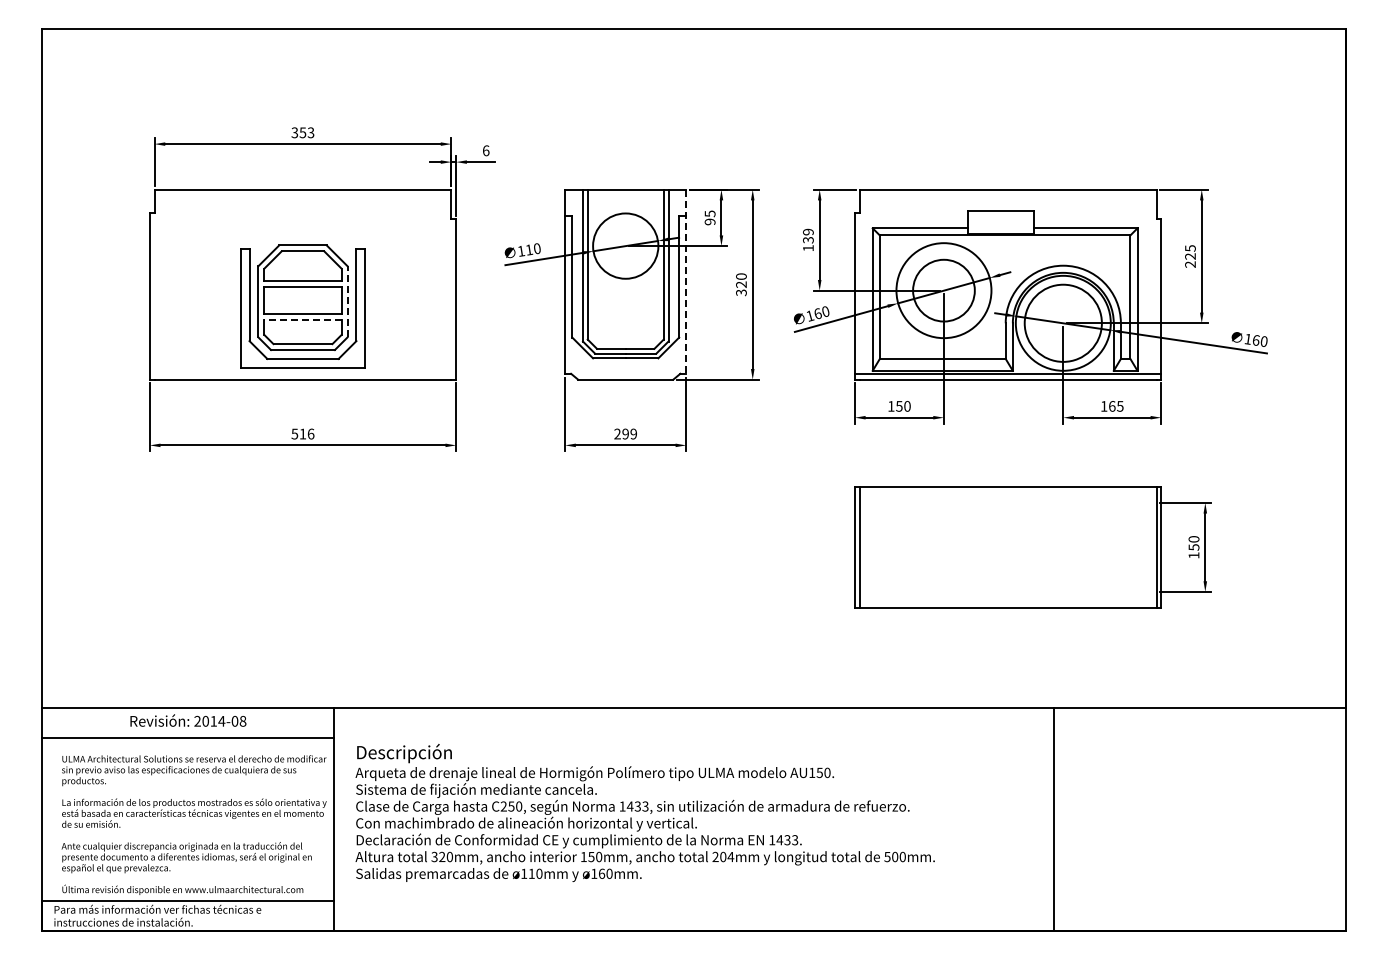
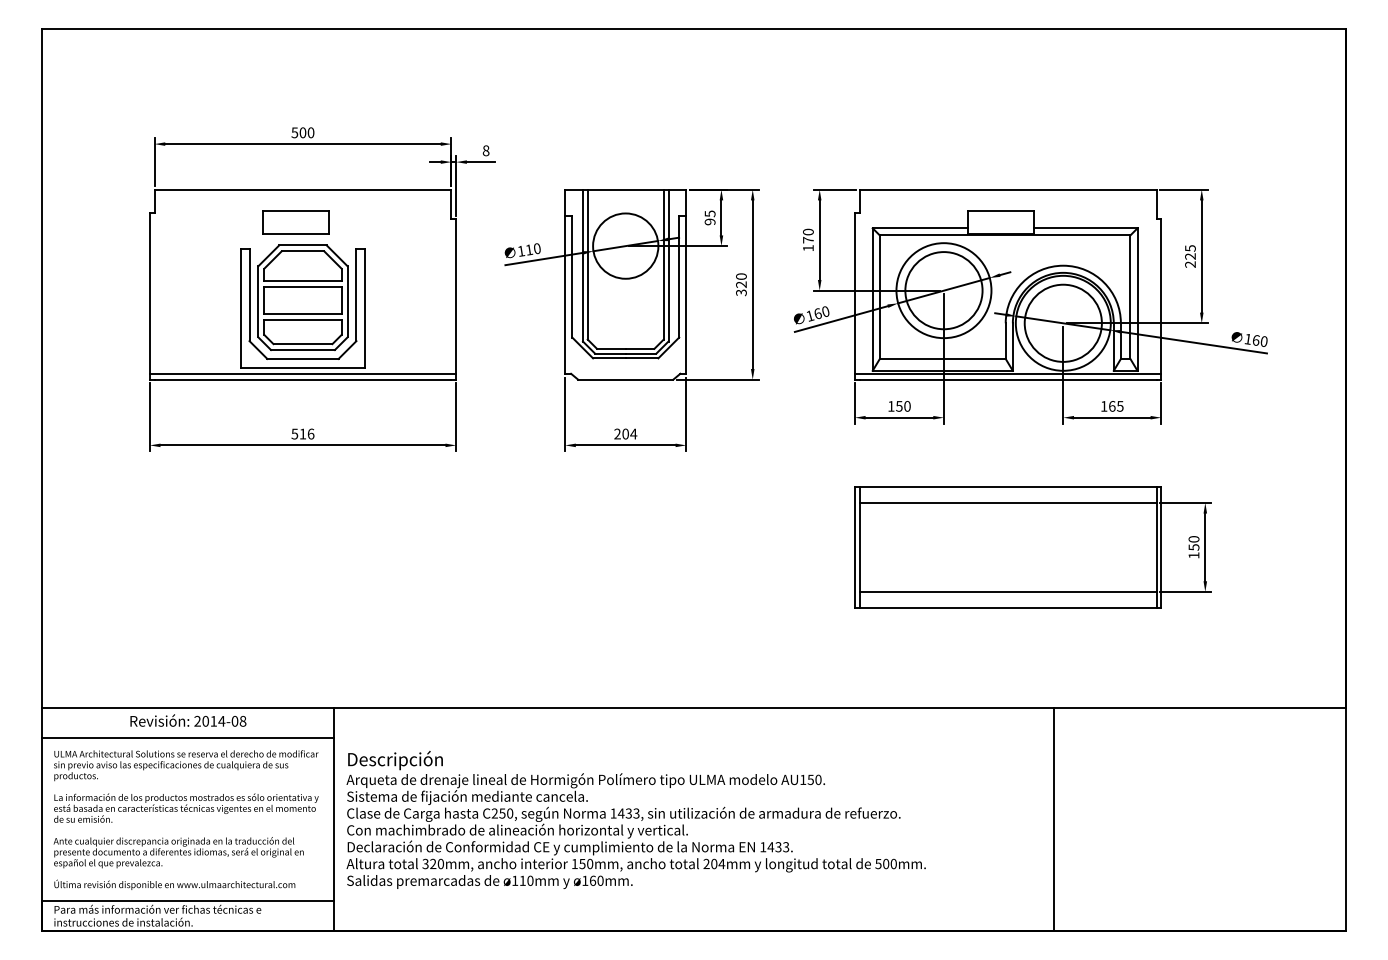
text: 353 -> 500 (303, 132)
text: 6 -> 8 (485, 150)
part: none -> present (295, 222)
text: 139 -> 170 (808, 235)
line: dashed -> solid (686, 282)
circle diameter: 62 px -> 77 px (943, 290)
line: dashed -> solid (347, 301)
line: dashed -> solid (302, 320)
line: none -> present (302, 373)
text: 299 -> 204 (629, 433)
line: none -> present (1007, 502)
line: none -> present (1007, 591)
text position: (644, 812) -> (635, 819) (635, 819)
text position: (193, 824) -> (185, 819) (185, 819)
